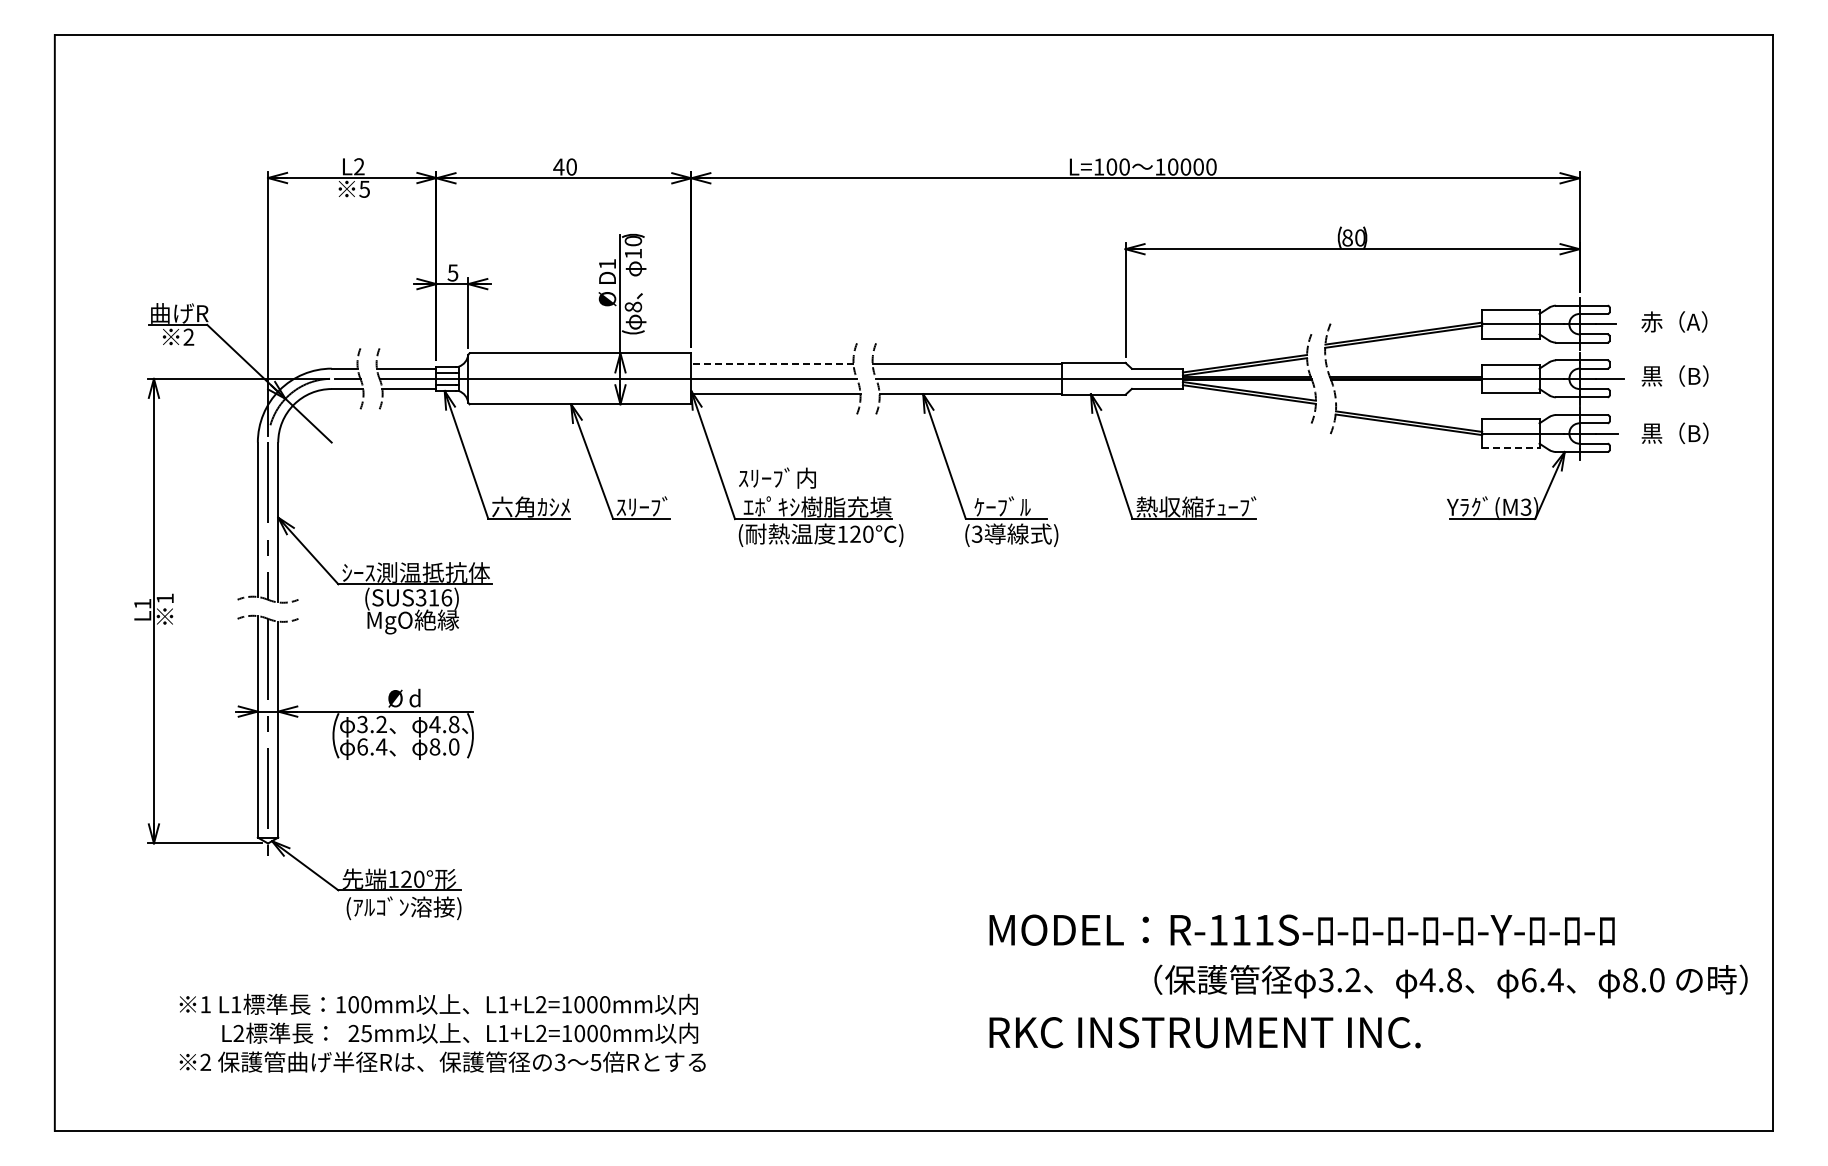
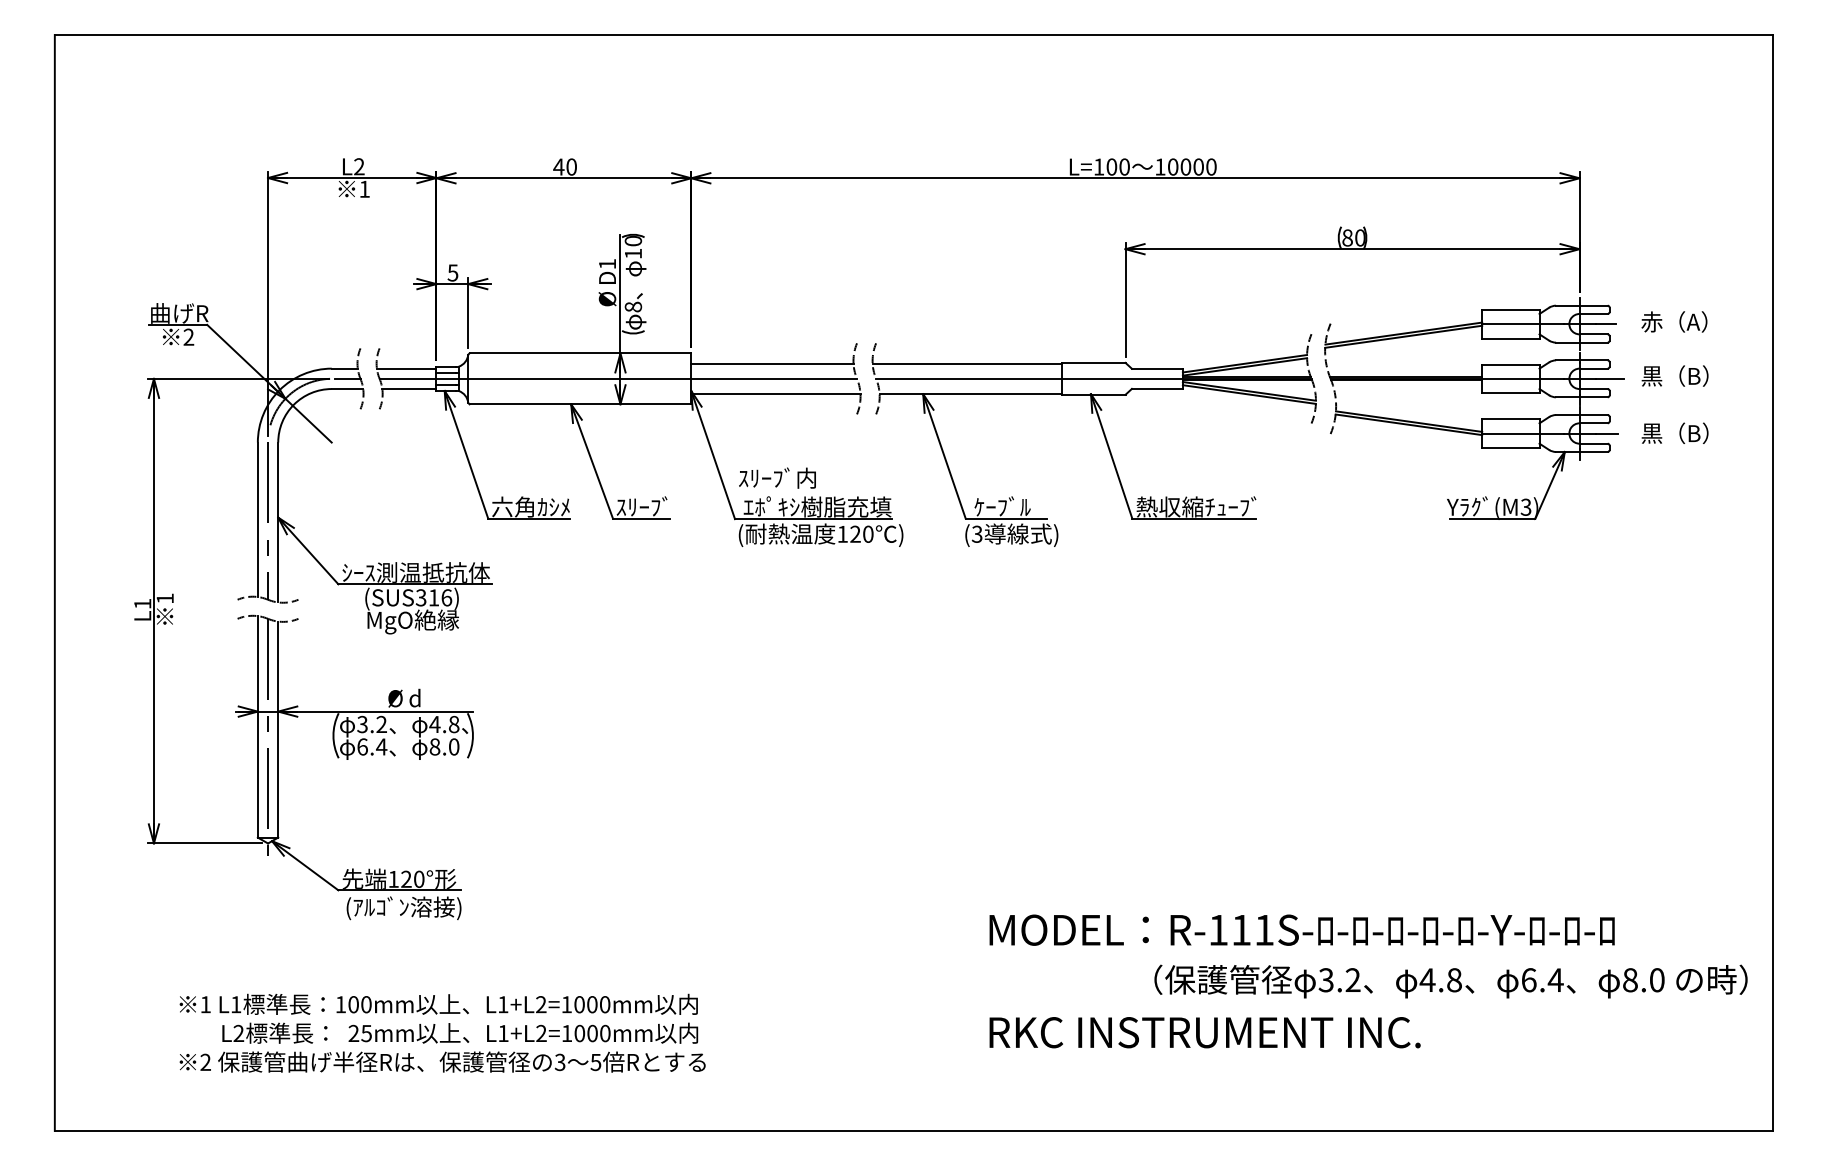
text: 5 -> 1 (364, 188)
line: dashed -> solid (771, 363)
line: dashed -> solid (1510, 447)
